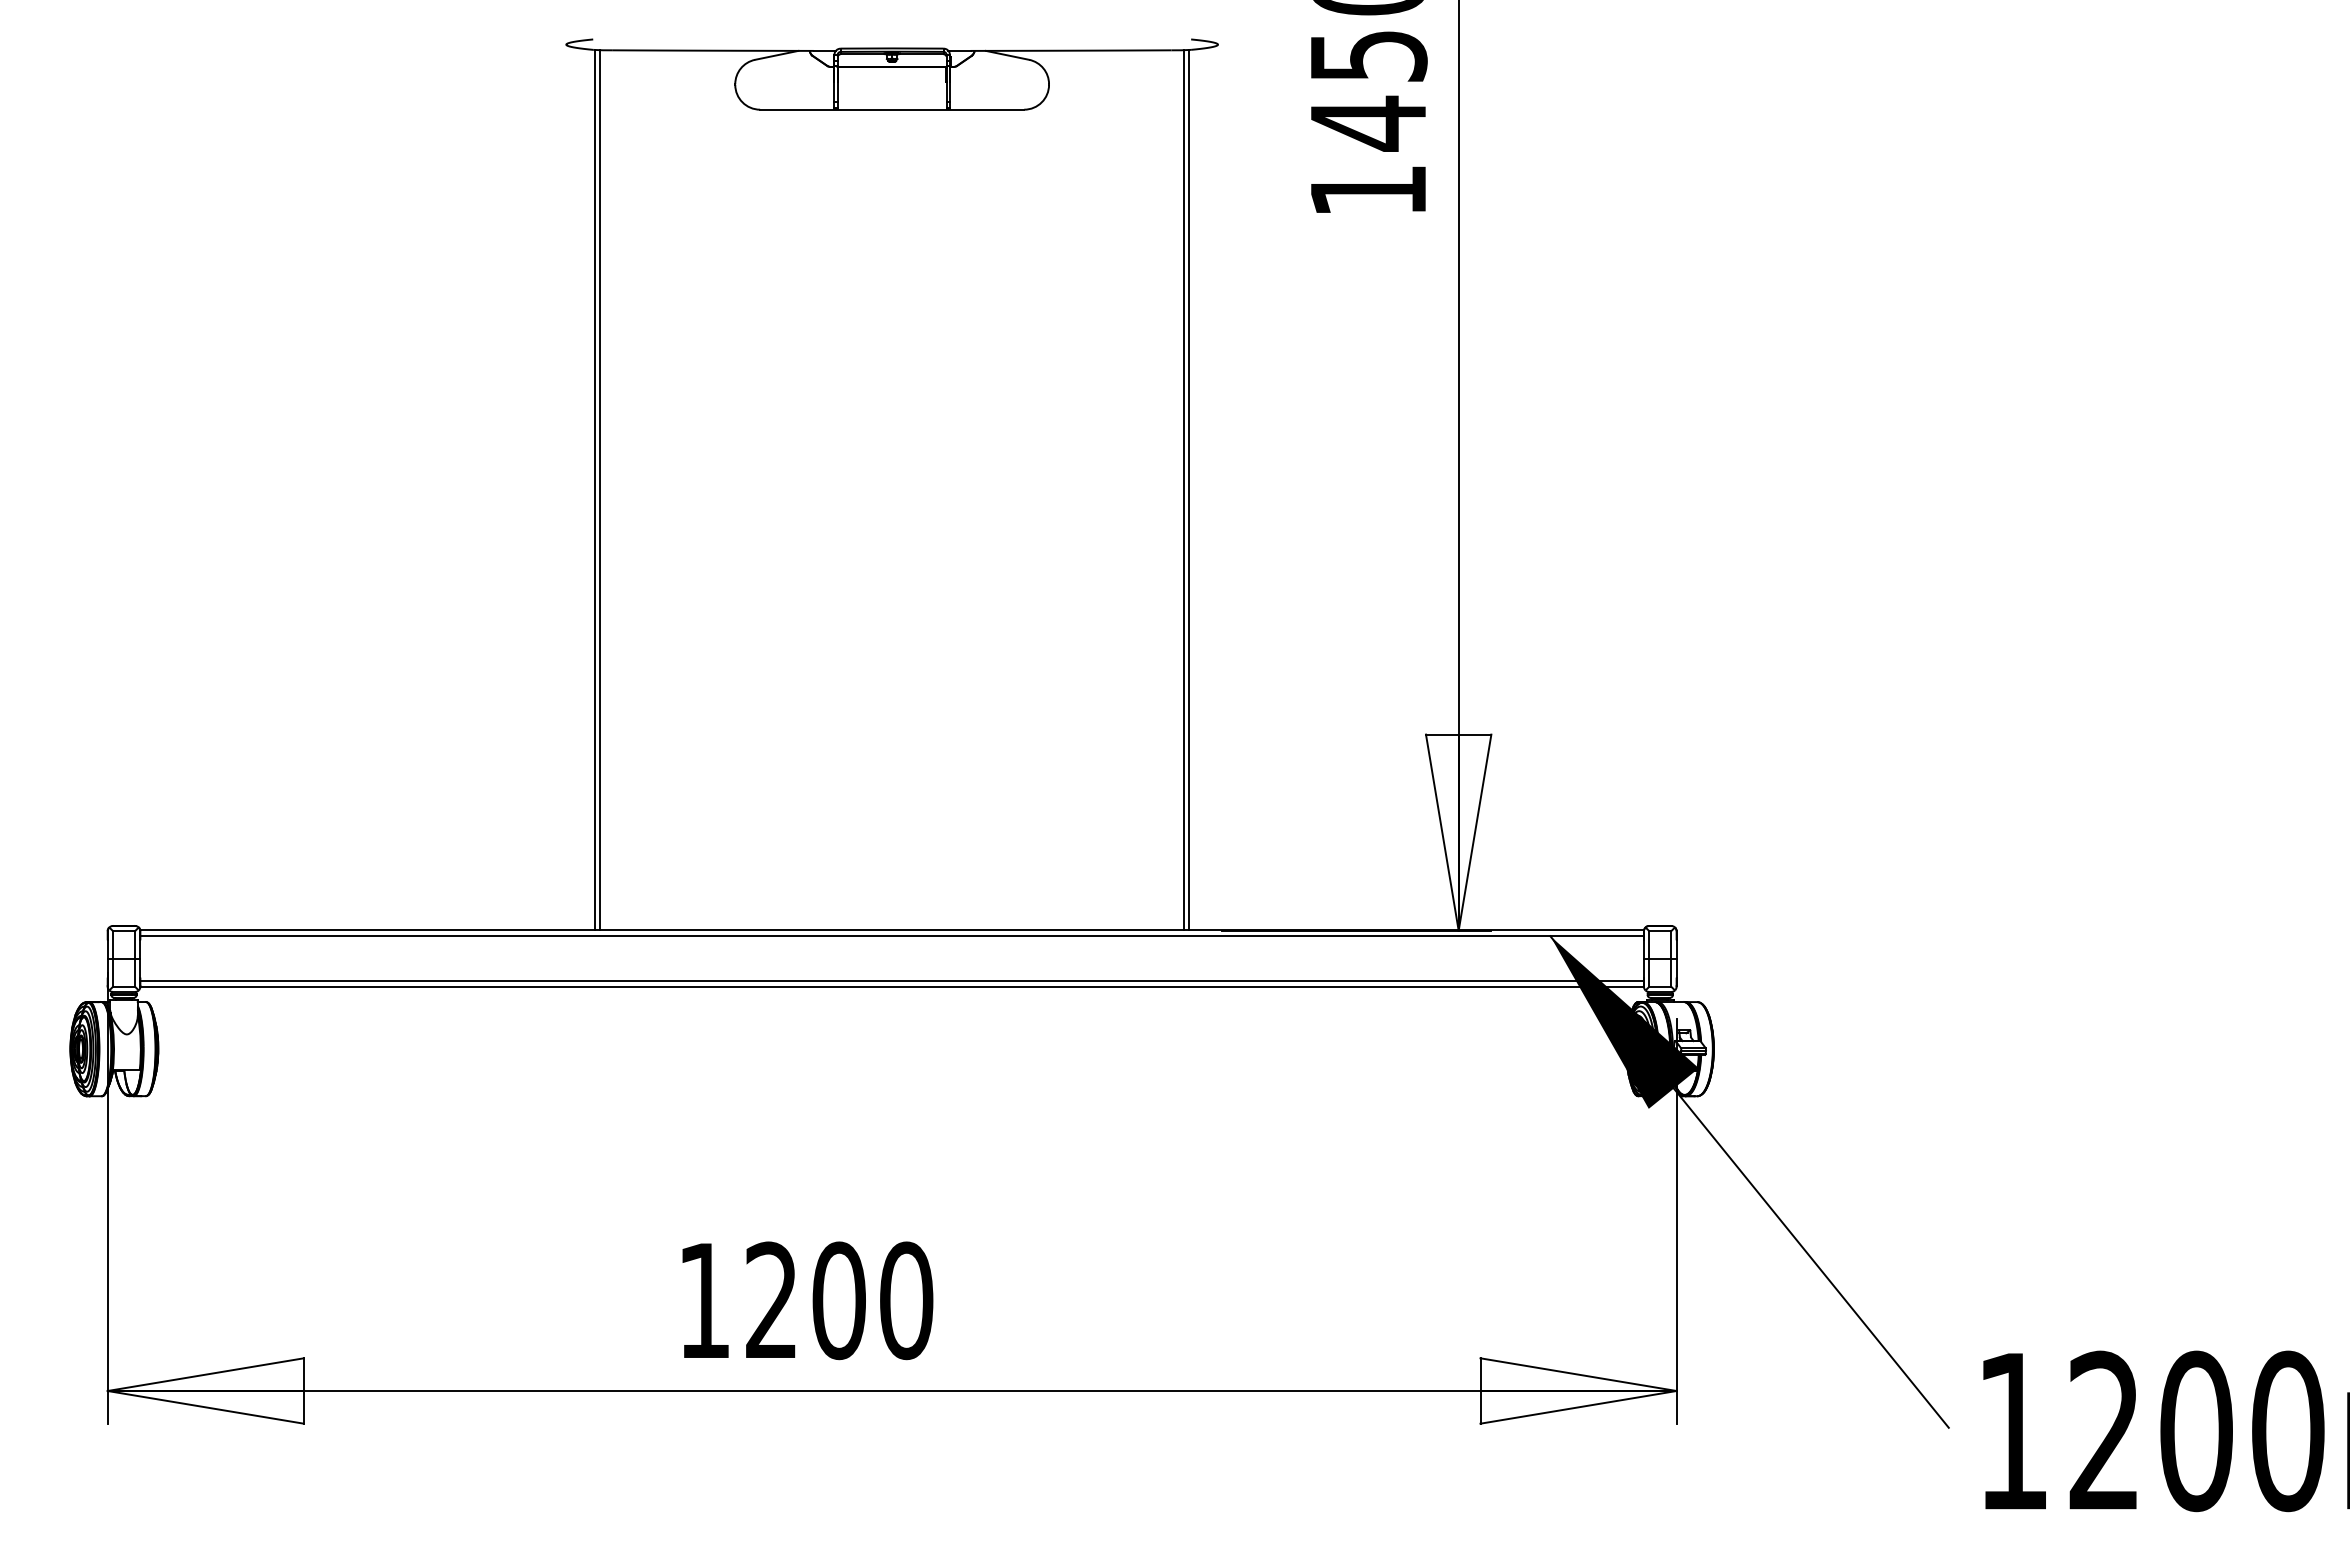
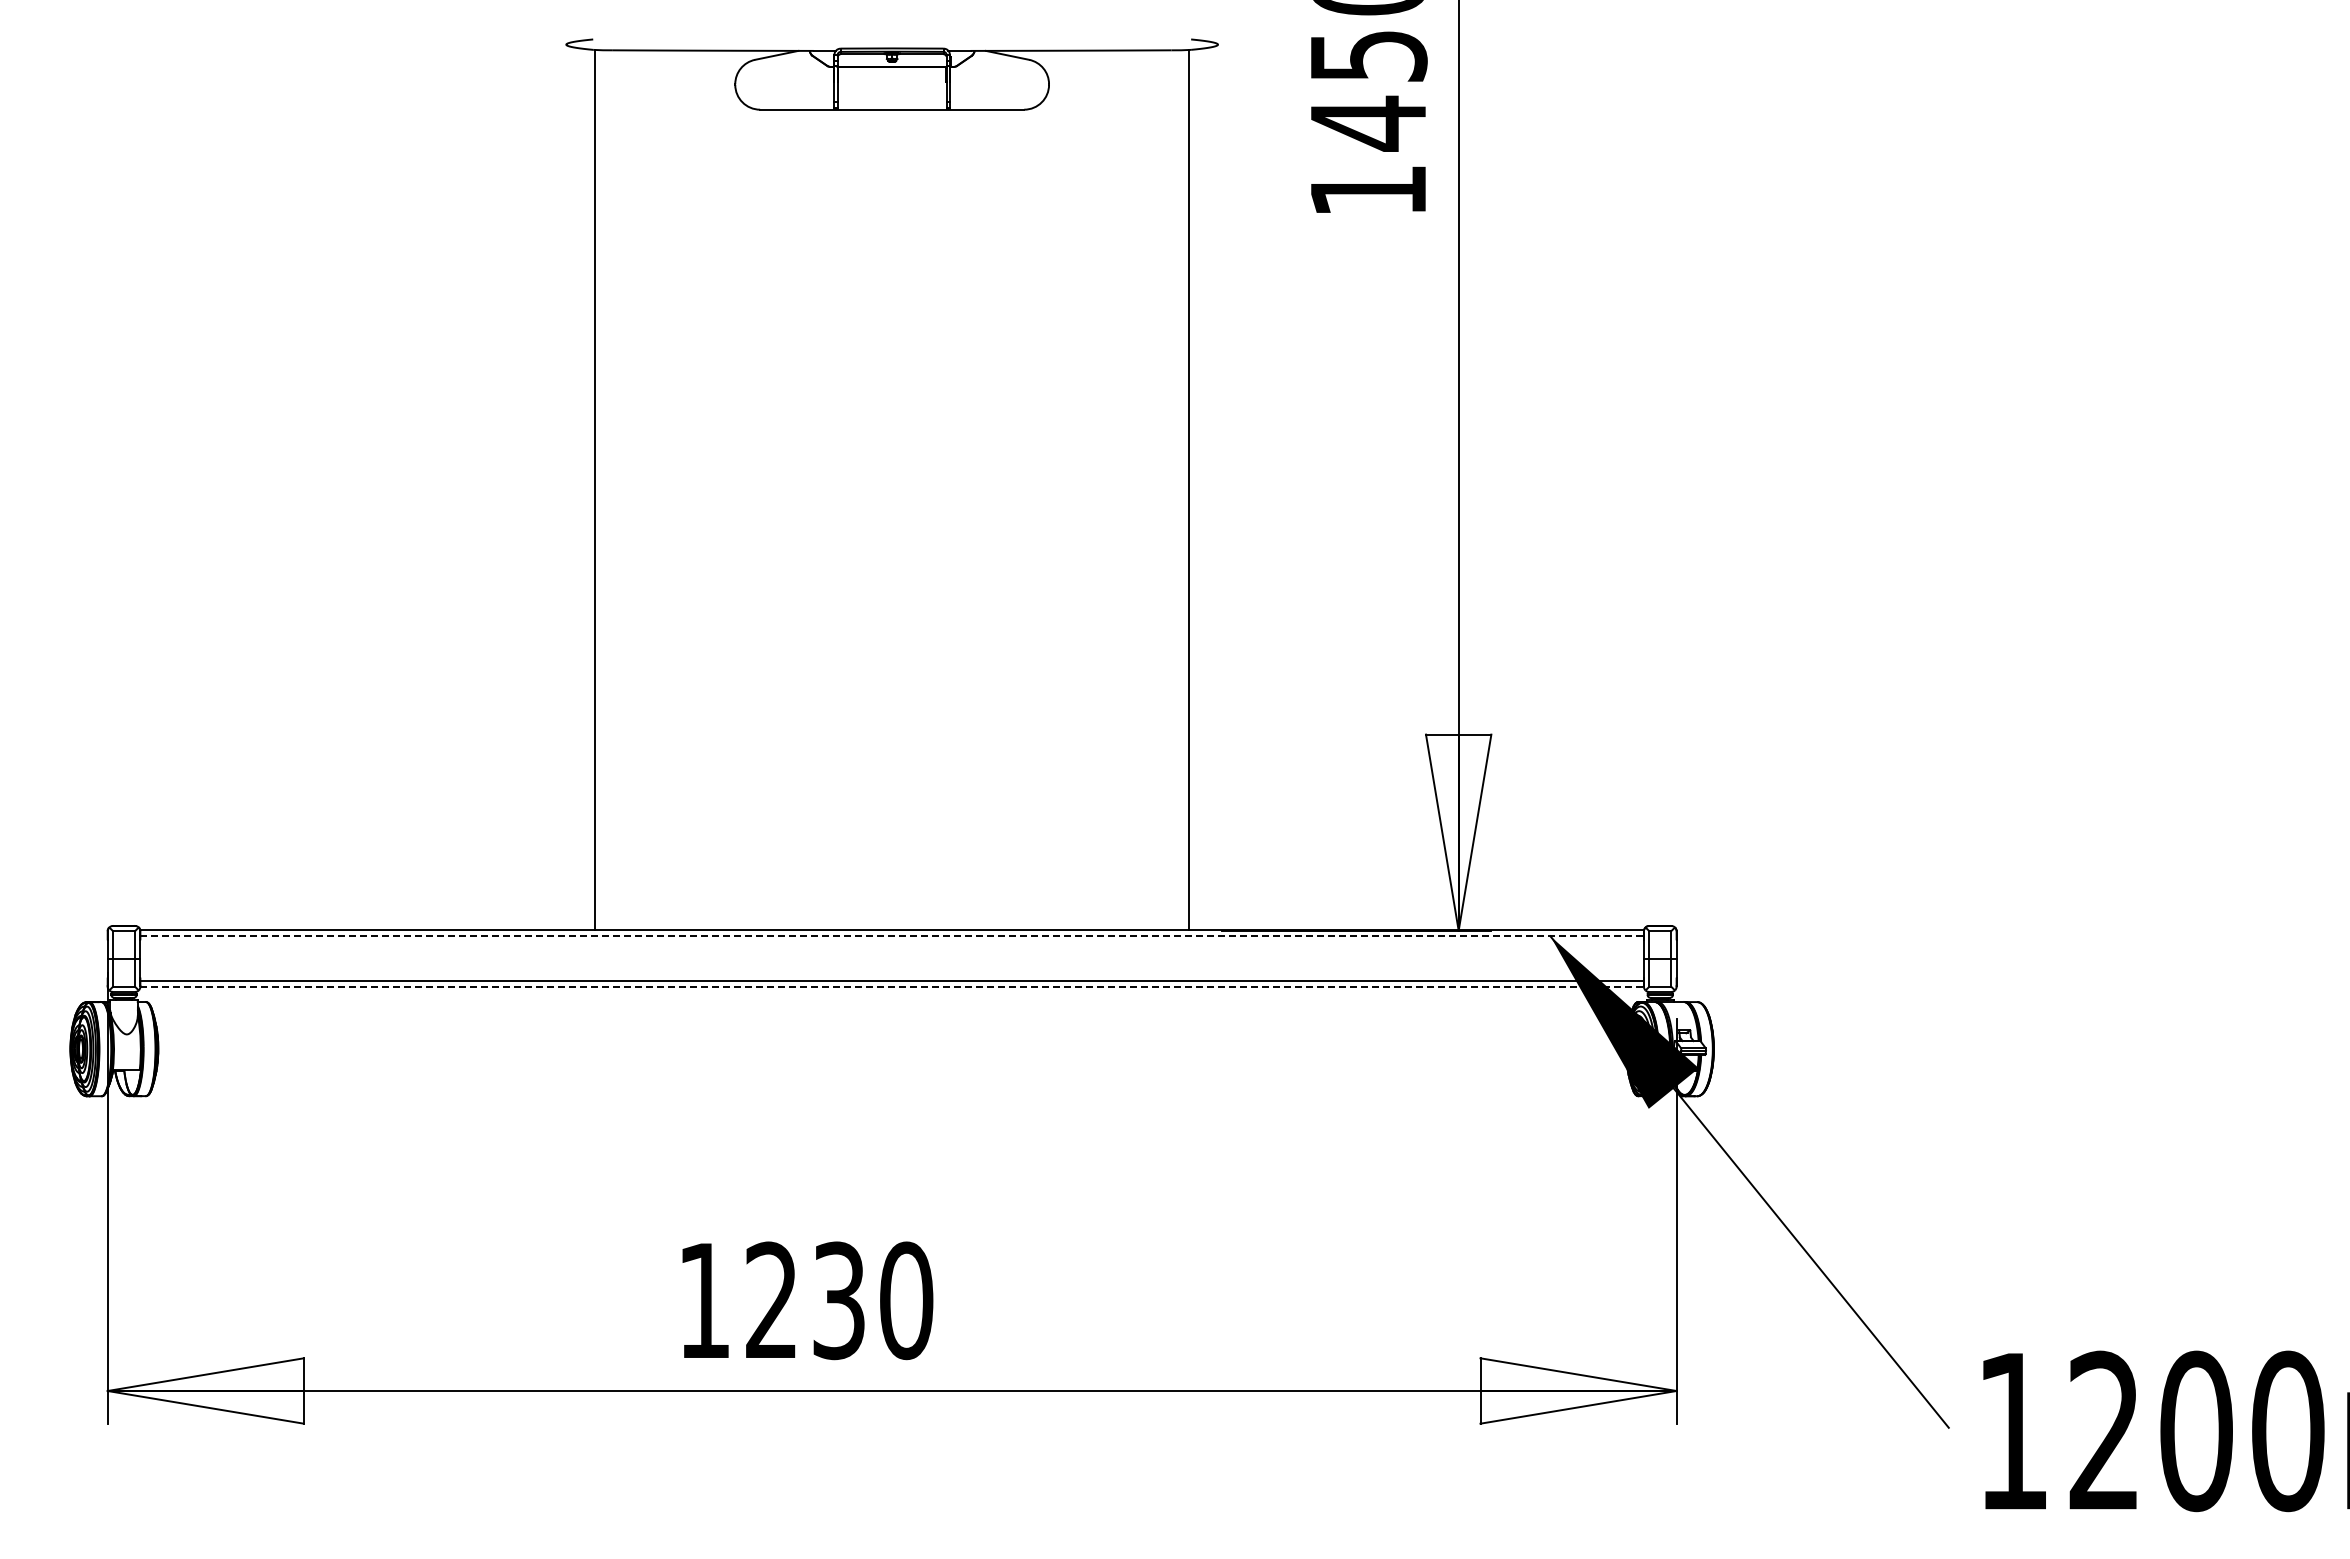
line: present -> none (600, 489)
line: present -> none (1183, 489)
line: solid -> dashed (892, 936)
line: solid -> dashed (892, 987)
text: 1200 -> 1230 (838, 1300)
